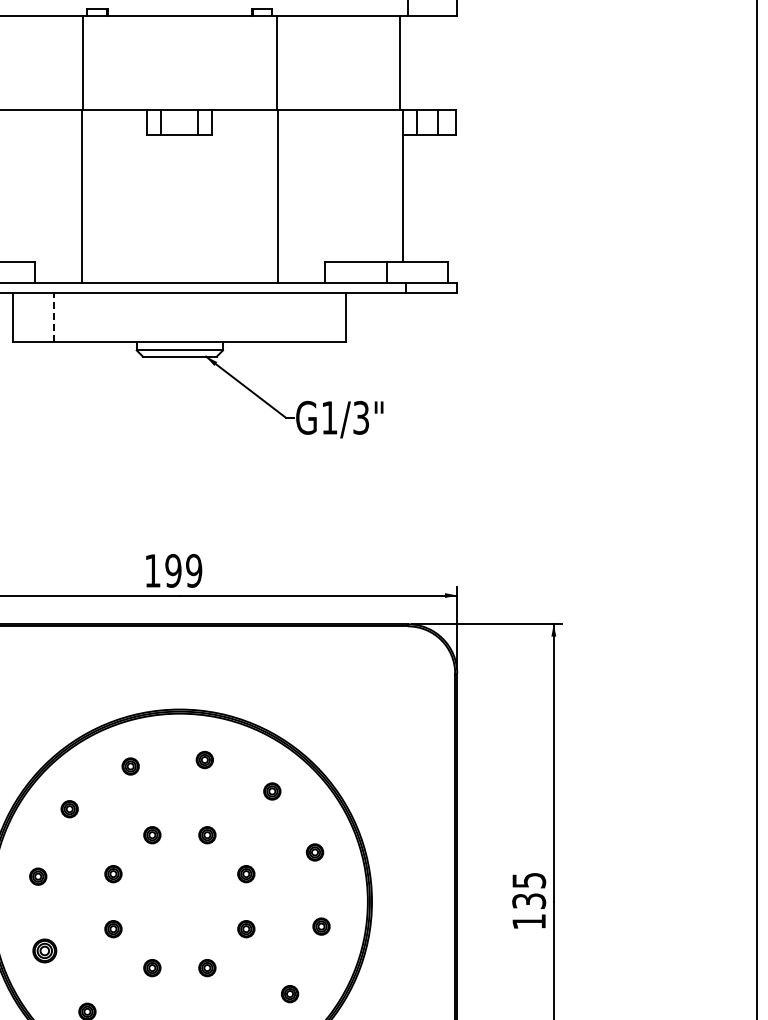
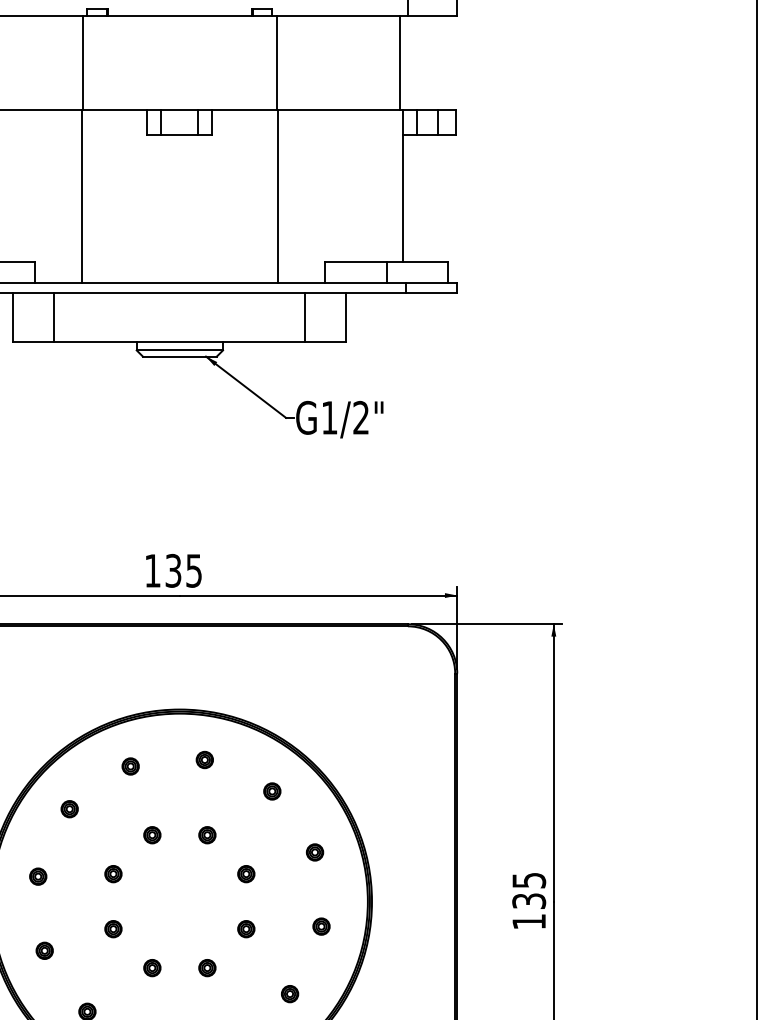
line: dashed -> solid (54, 317)
line: none -> present (305, 317)
text: G1/3" -> G1/2" (360, 417)
text: 199 -> 135 (183, 570)
part size: 26x26 px -> 19x19 px (44, 950)
